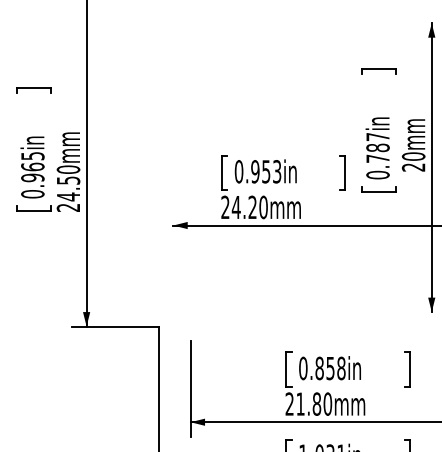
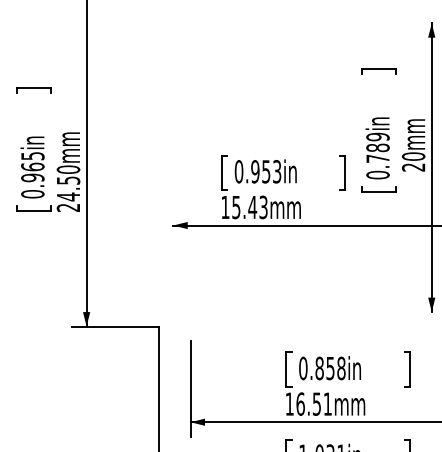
text: 0.787in -> 0.789in (377, 136)
text: 24.20mm -> 15.43mm (244, 207)
text: 21.80mm -> 16.51mm (308, 403)
